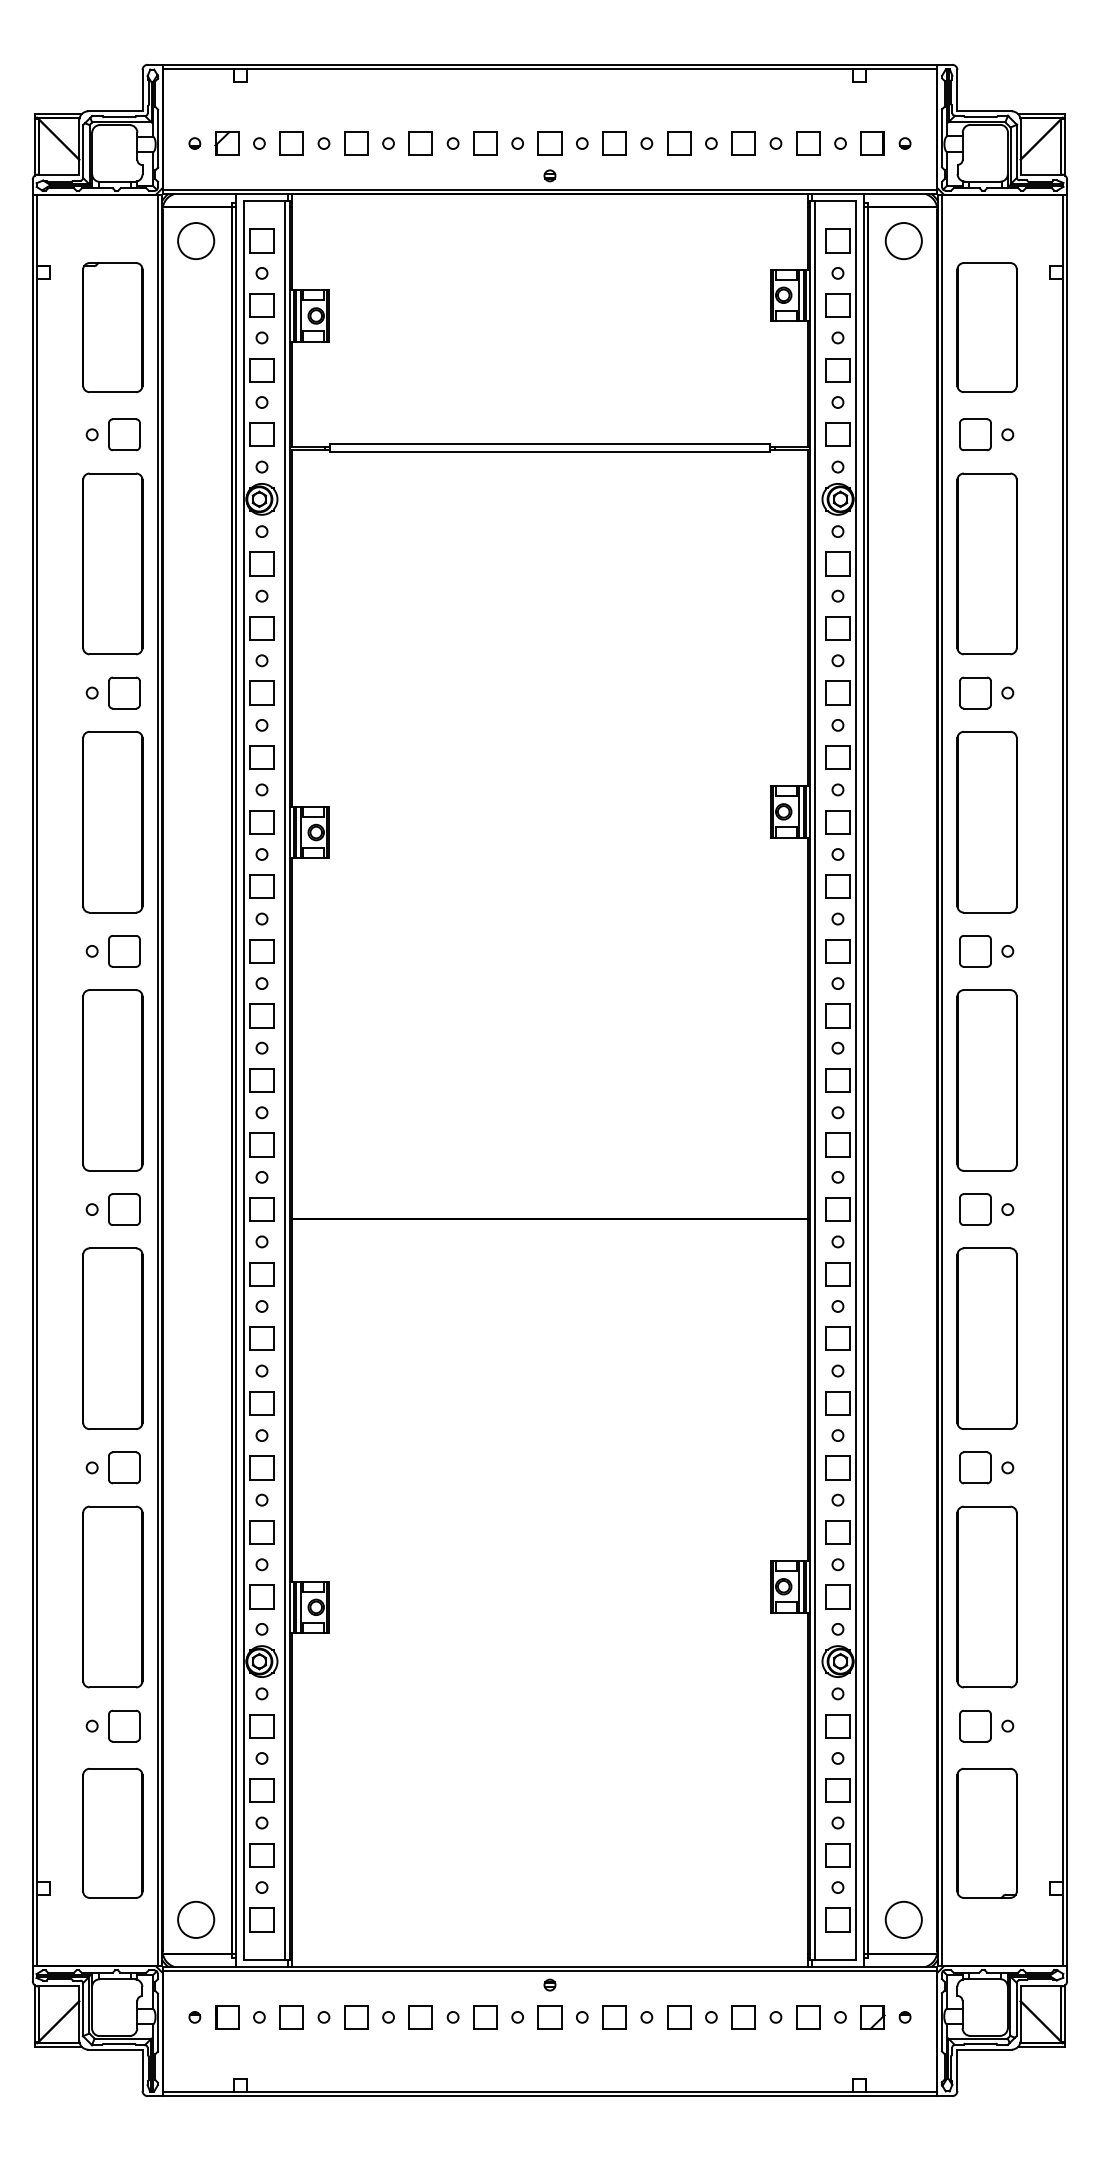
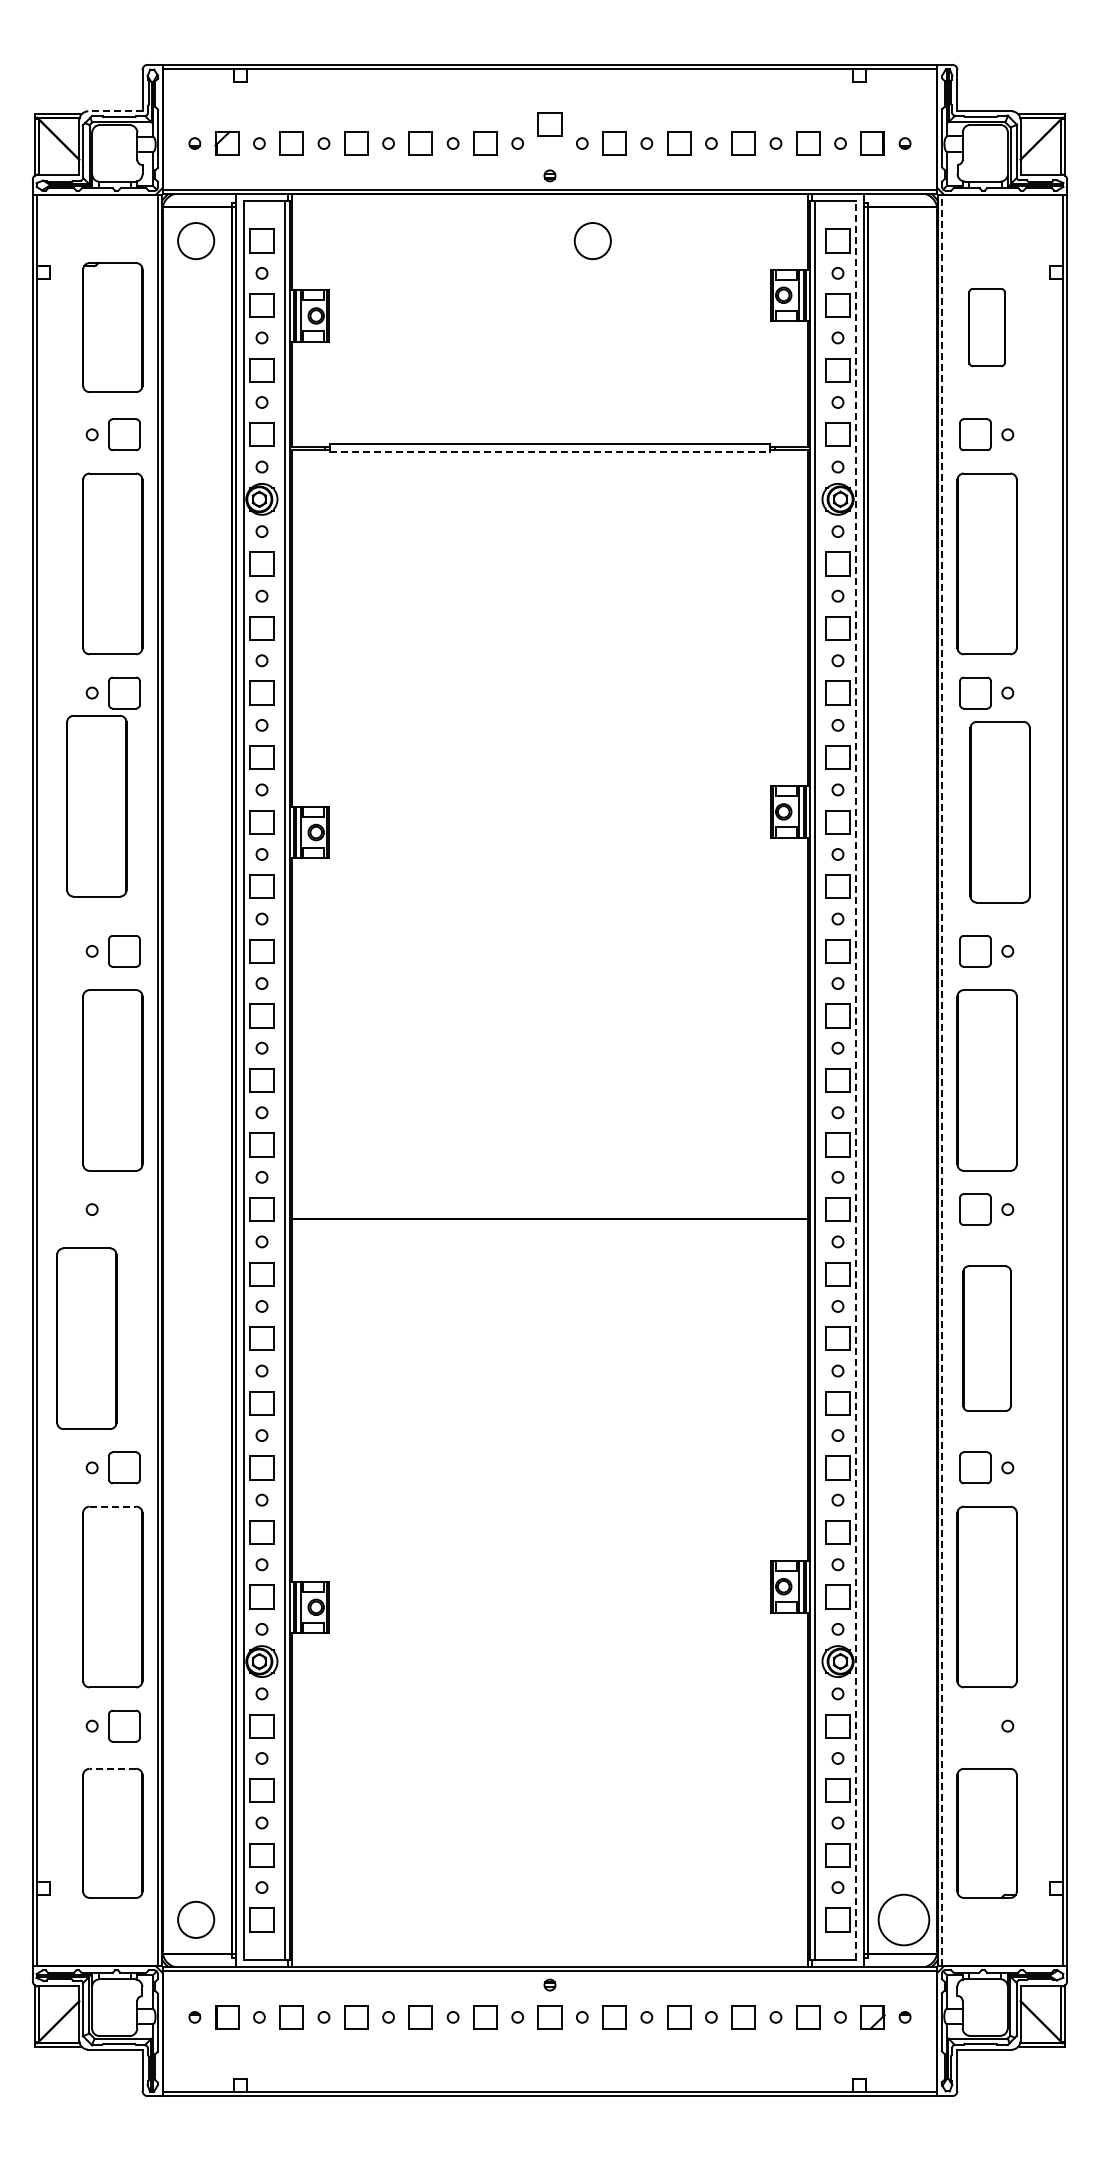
line: solid -> dashed (114, 111)
part position: (549, 143) -> (549, 124) (549, 124)
circle position: (903, 241) -> (592, 241) (592, 241)
part size: 62x131 px -> 38x80 px (986, 327)
line: solid -> dashed (549, 452)
part position: (112, 822) -> (96, 806) (96, 806)
part position: (986, 822) -> (999, 812) (999, 812)
line: solid -> dashed (856, 1080)
line: solid -> dashed (942, 1080)
part: present -> none (124, 1209)
part position: (112, 1338) -> (86, 1338) (86, 1338)
part size: 62x183 px -> 50x147 px (986, 1338)
line: solid -> dashed (113, 1506)
part: present -> none (975, 1725)
line: solid -> dashed (112, 1768)
circle size: 39x39 px -> 54x54 px (903, 1919)
